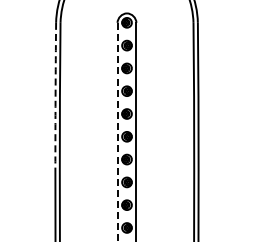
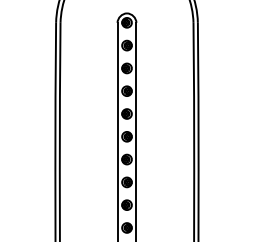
arc: dashed -> solid (55, 96)
line: dashed -> solid (117, 132)
